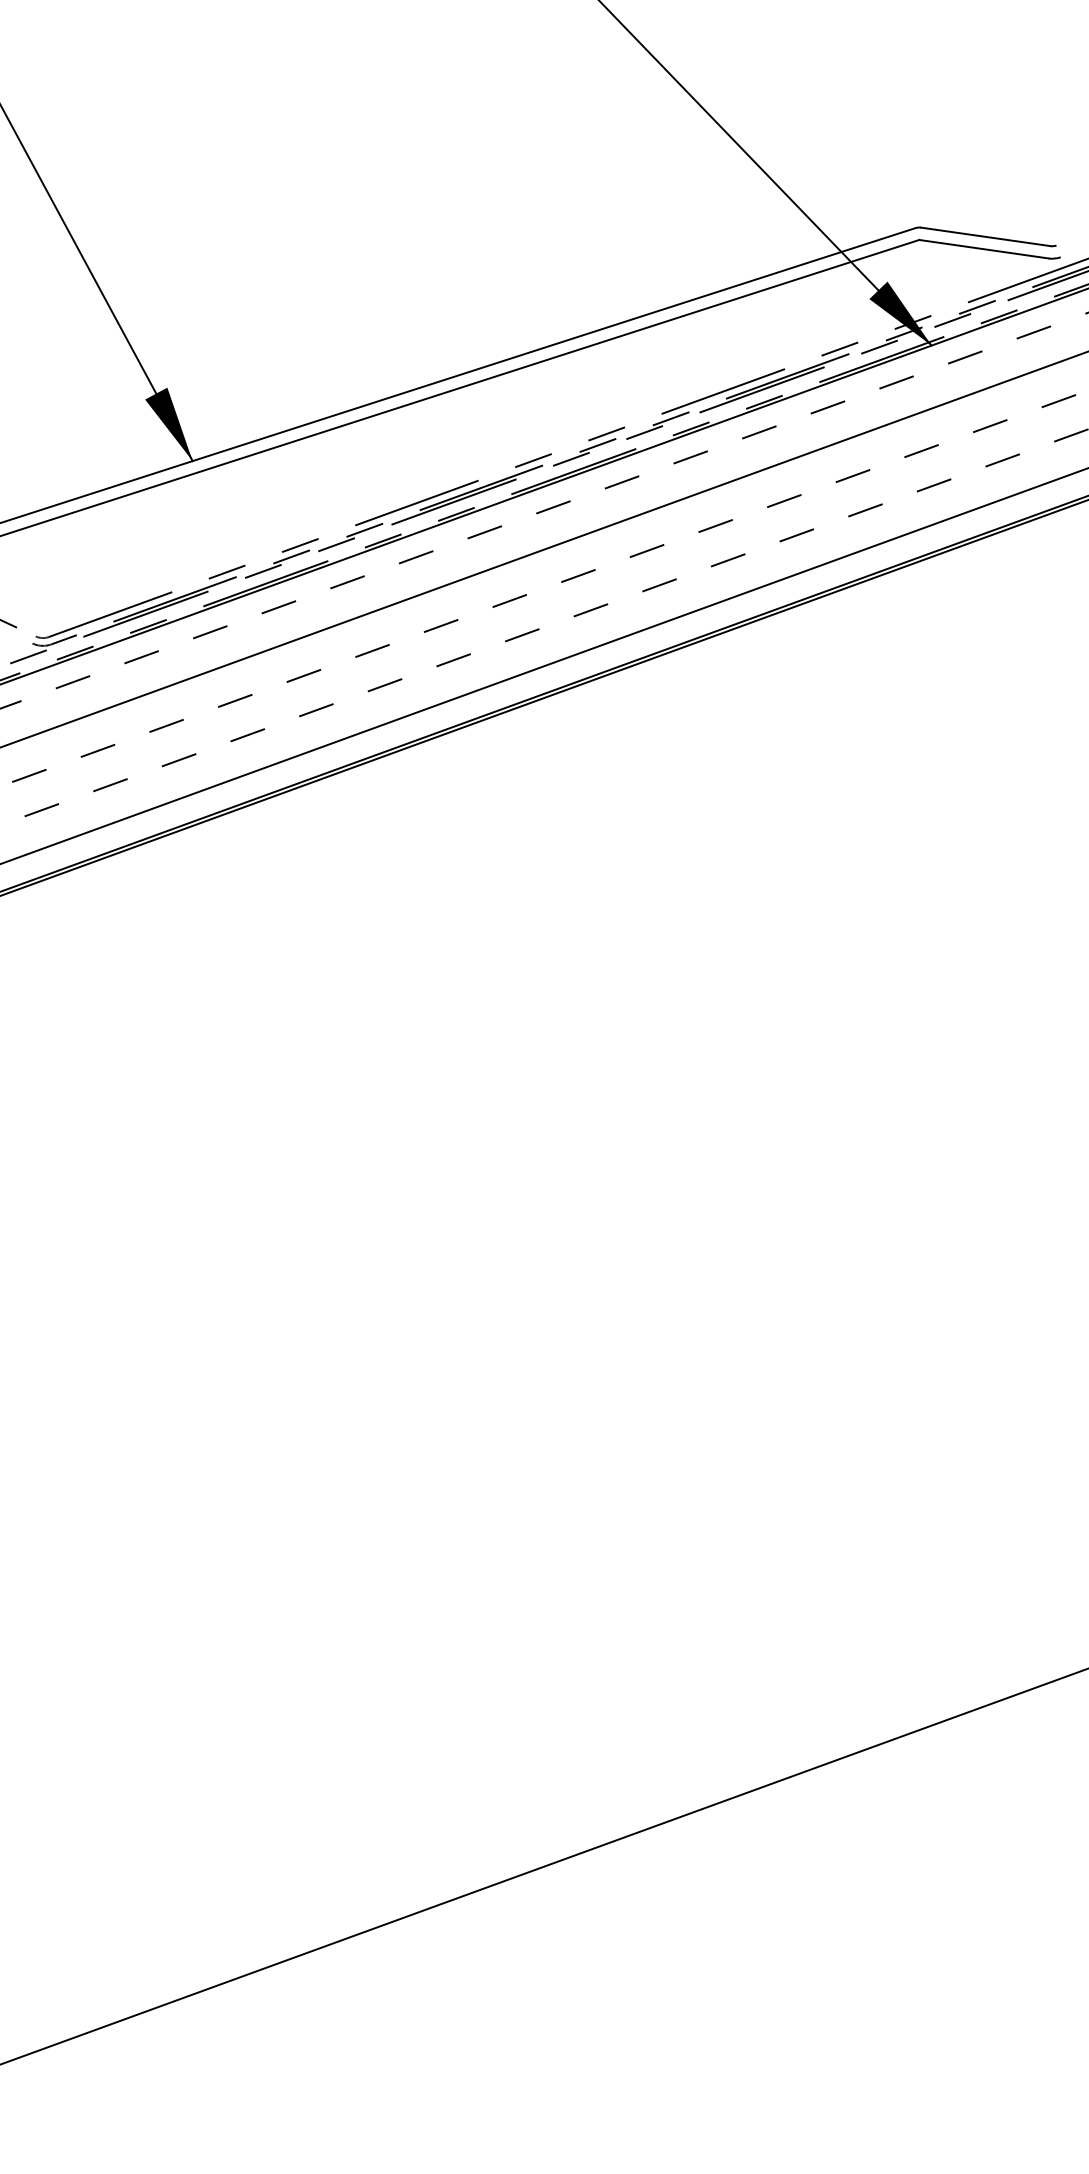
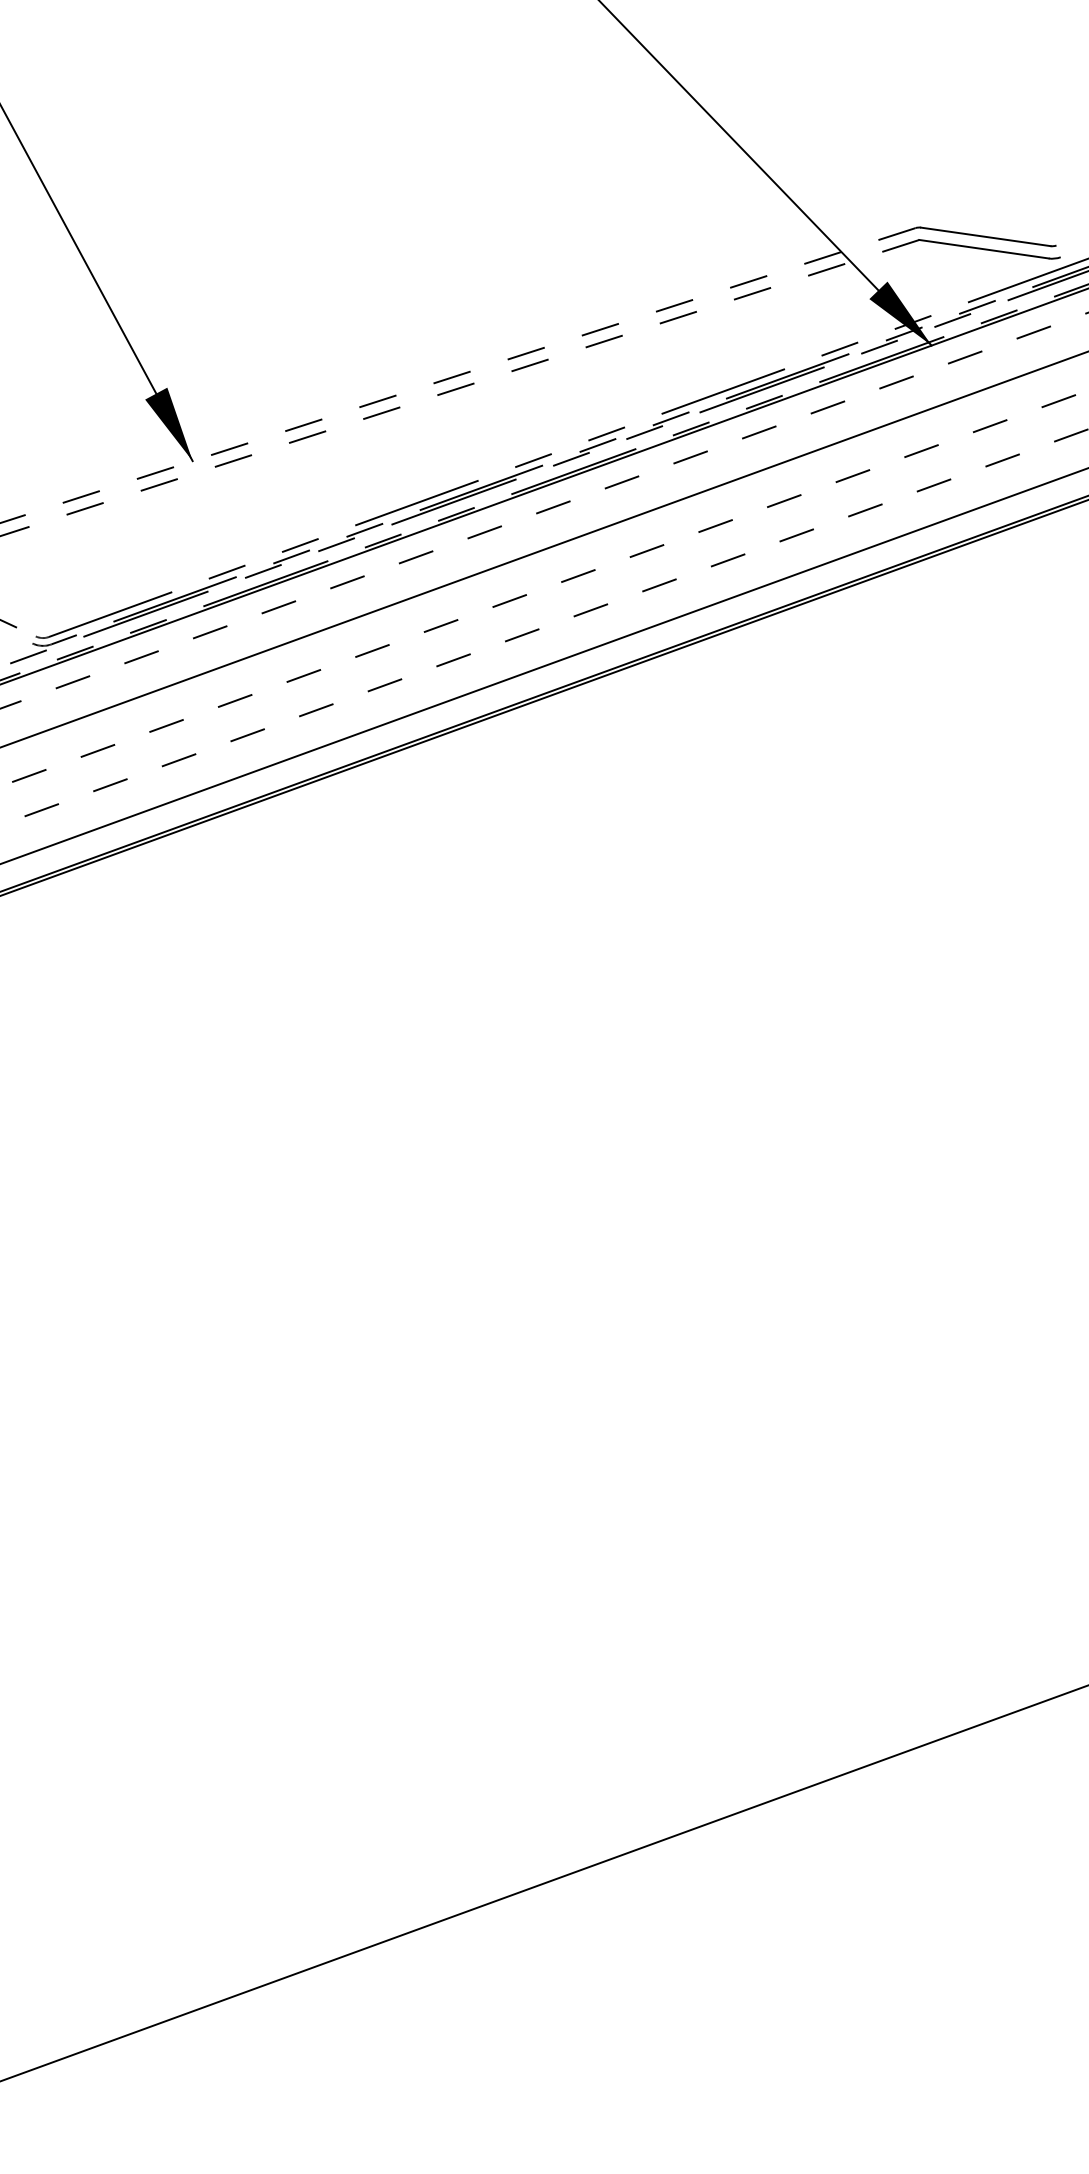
line: solid -> dashed (457, 375)
line: solid -> dashed (459, 388)
line position: (543, 1866) -> (543, 1883) (543, 1883)
